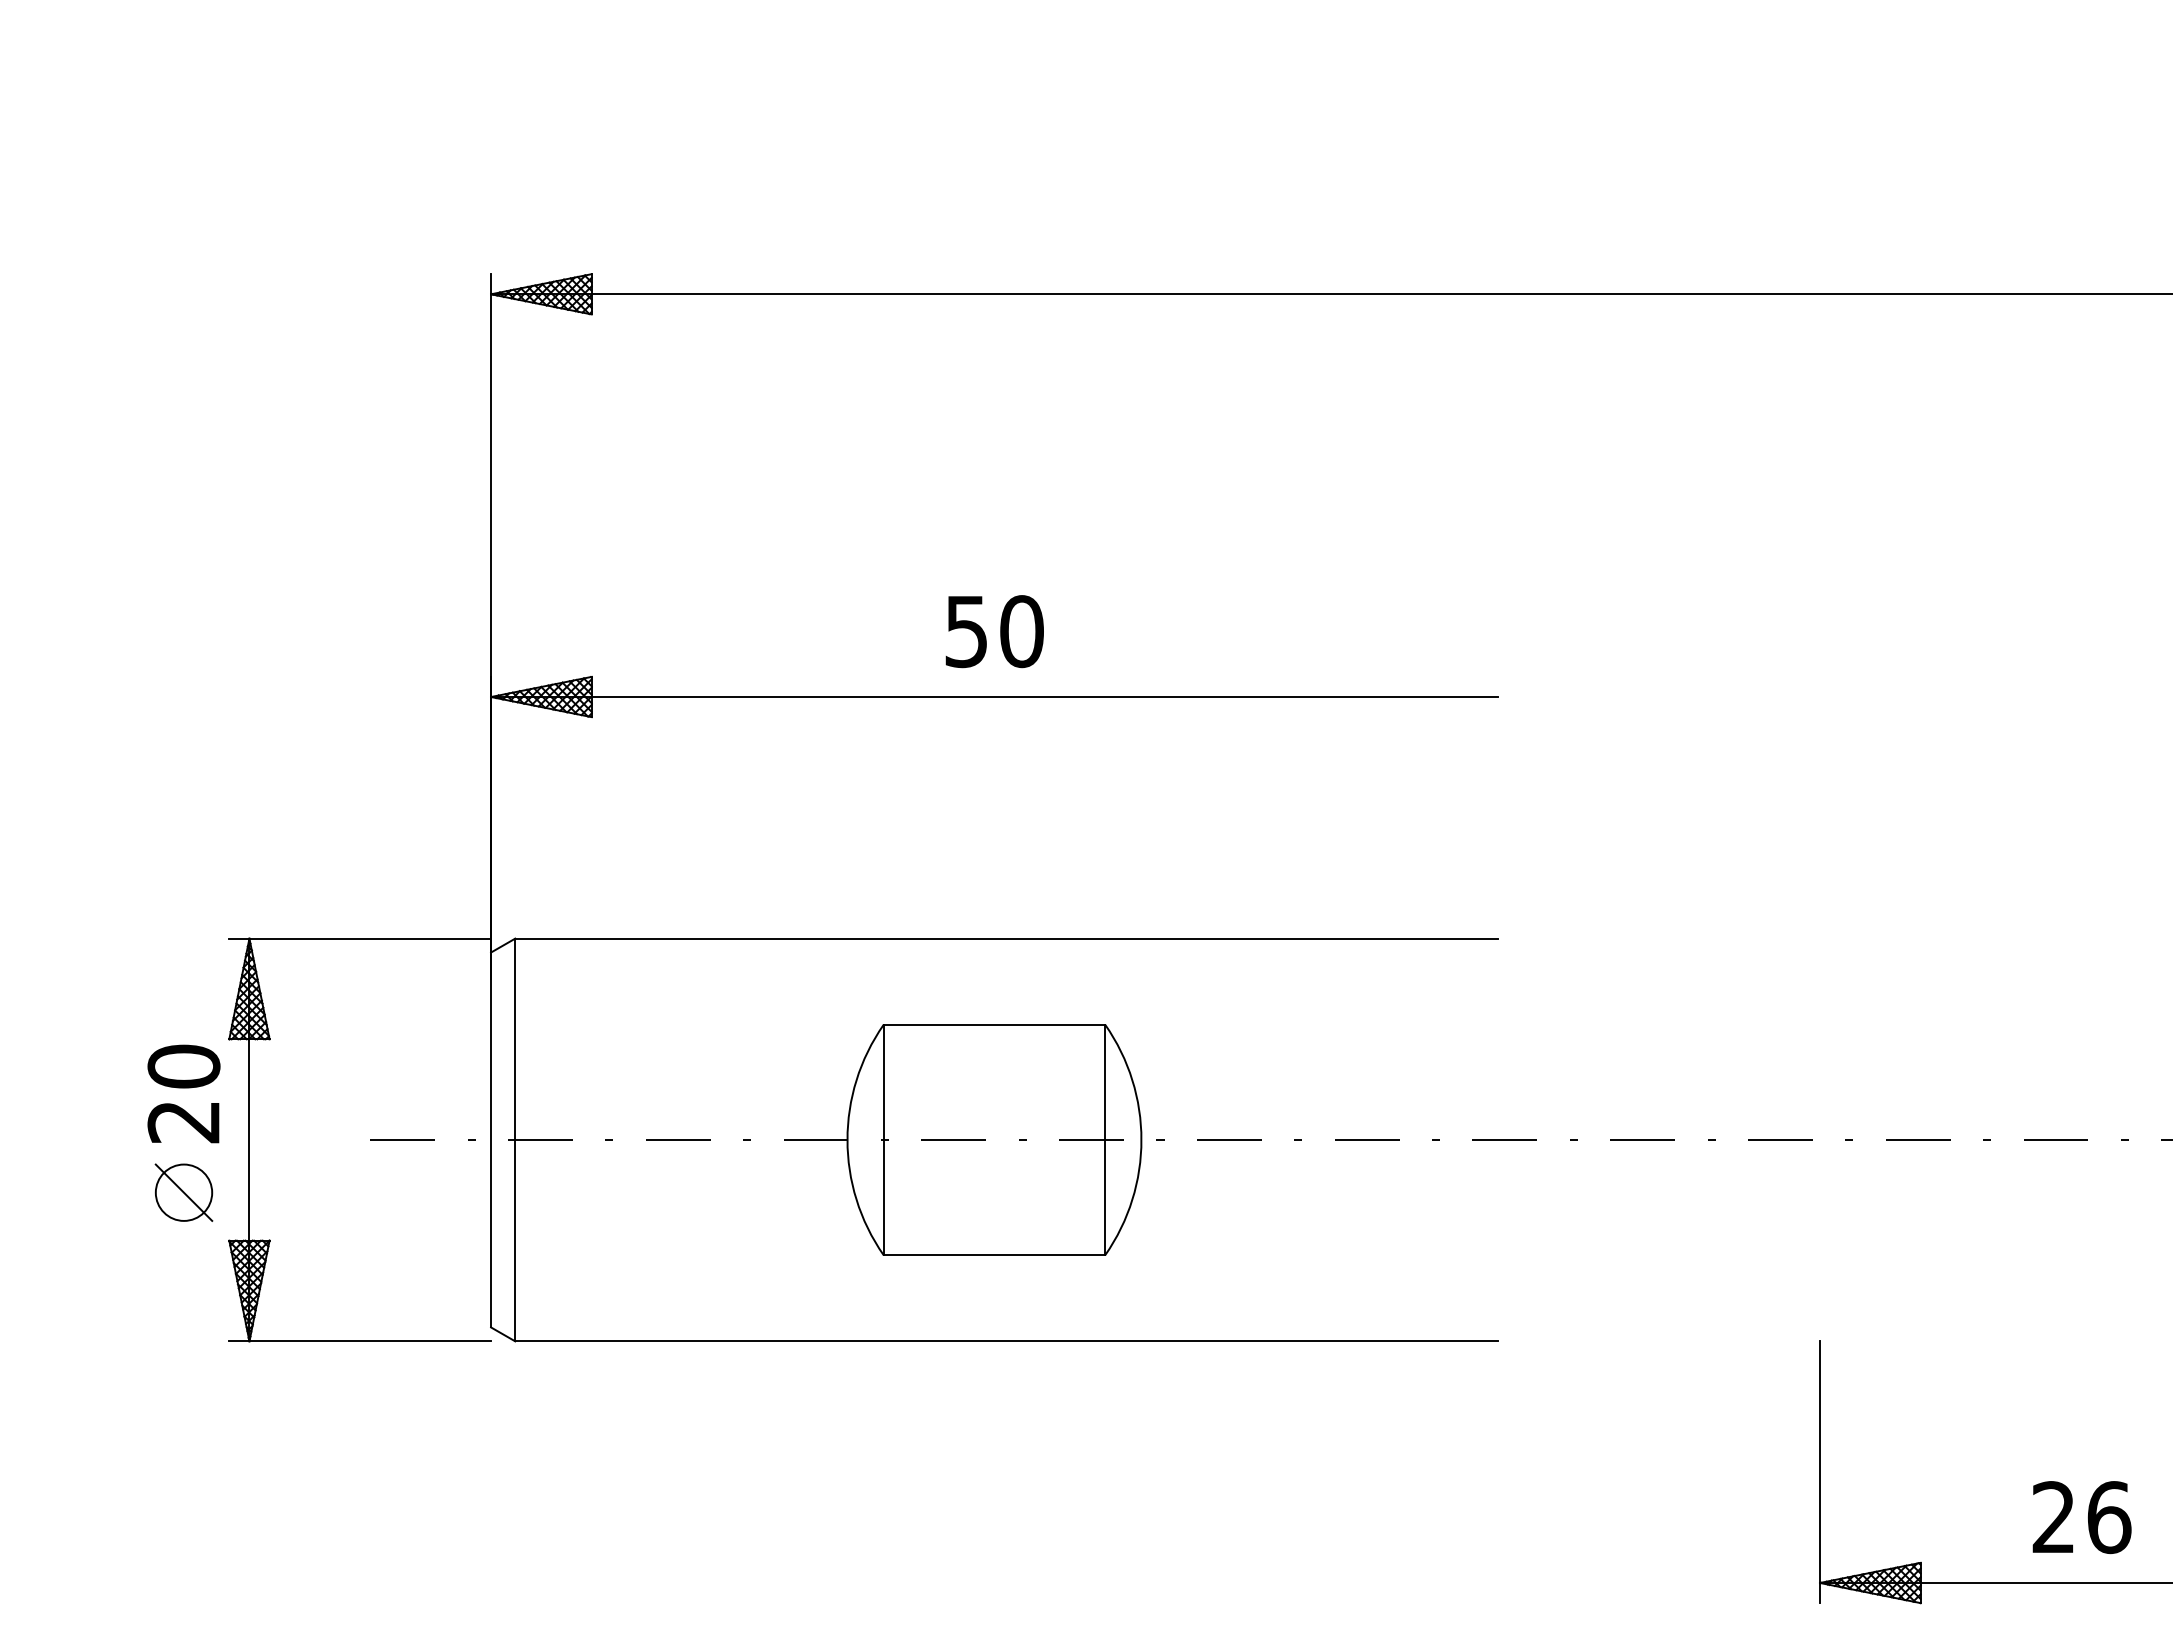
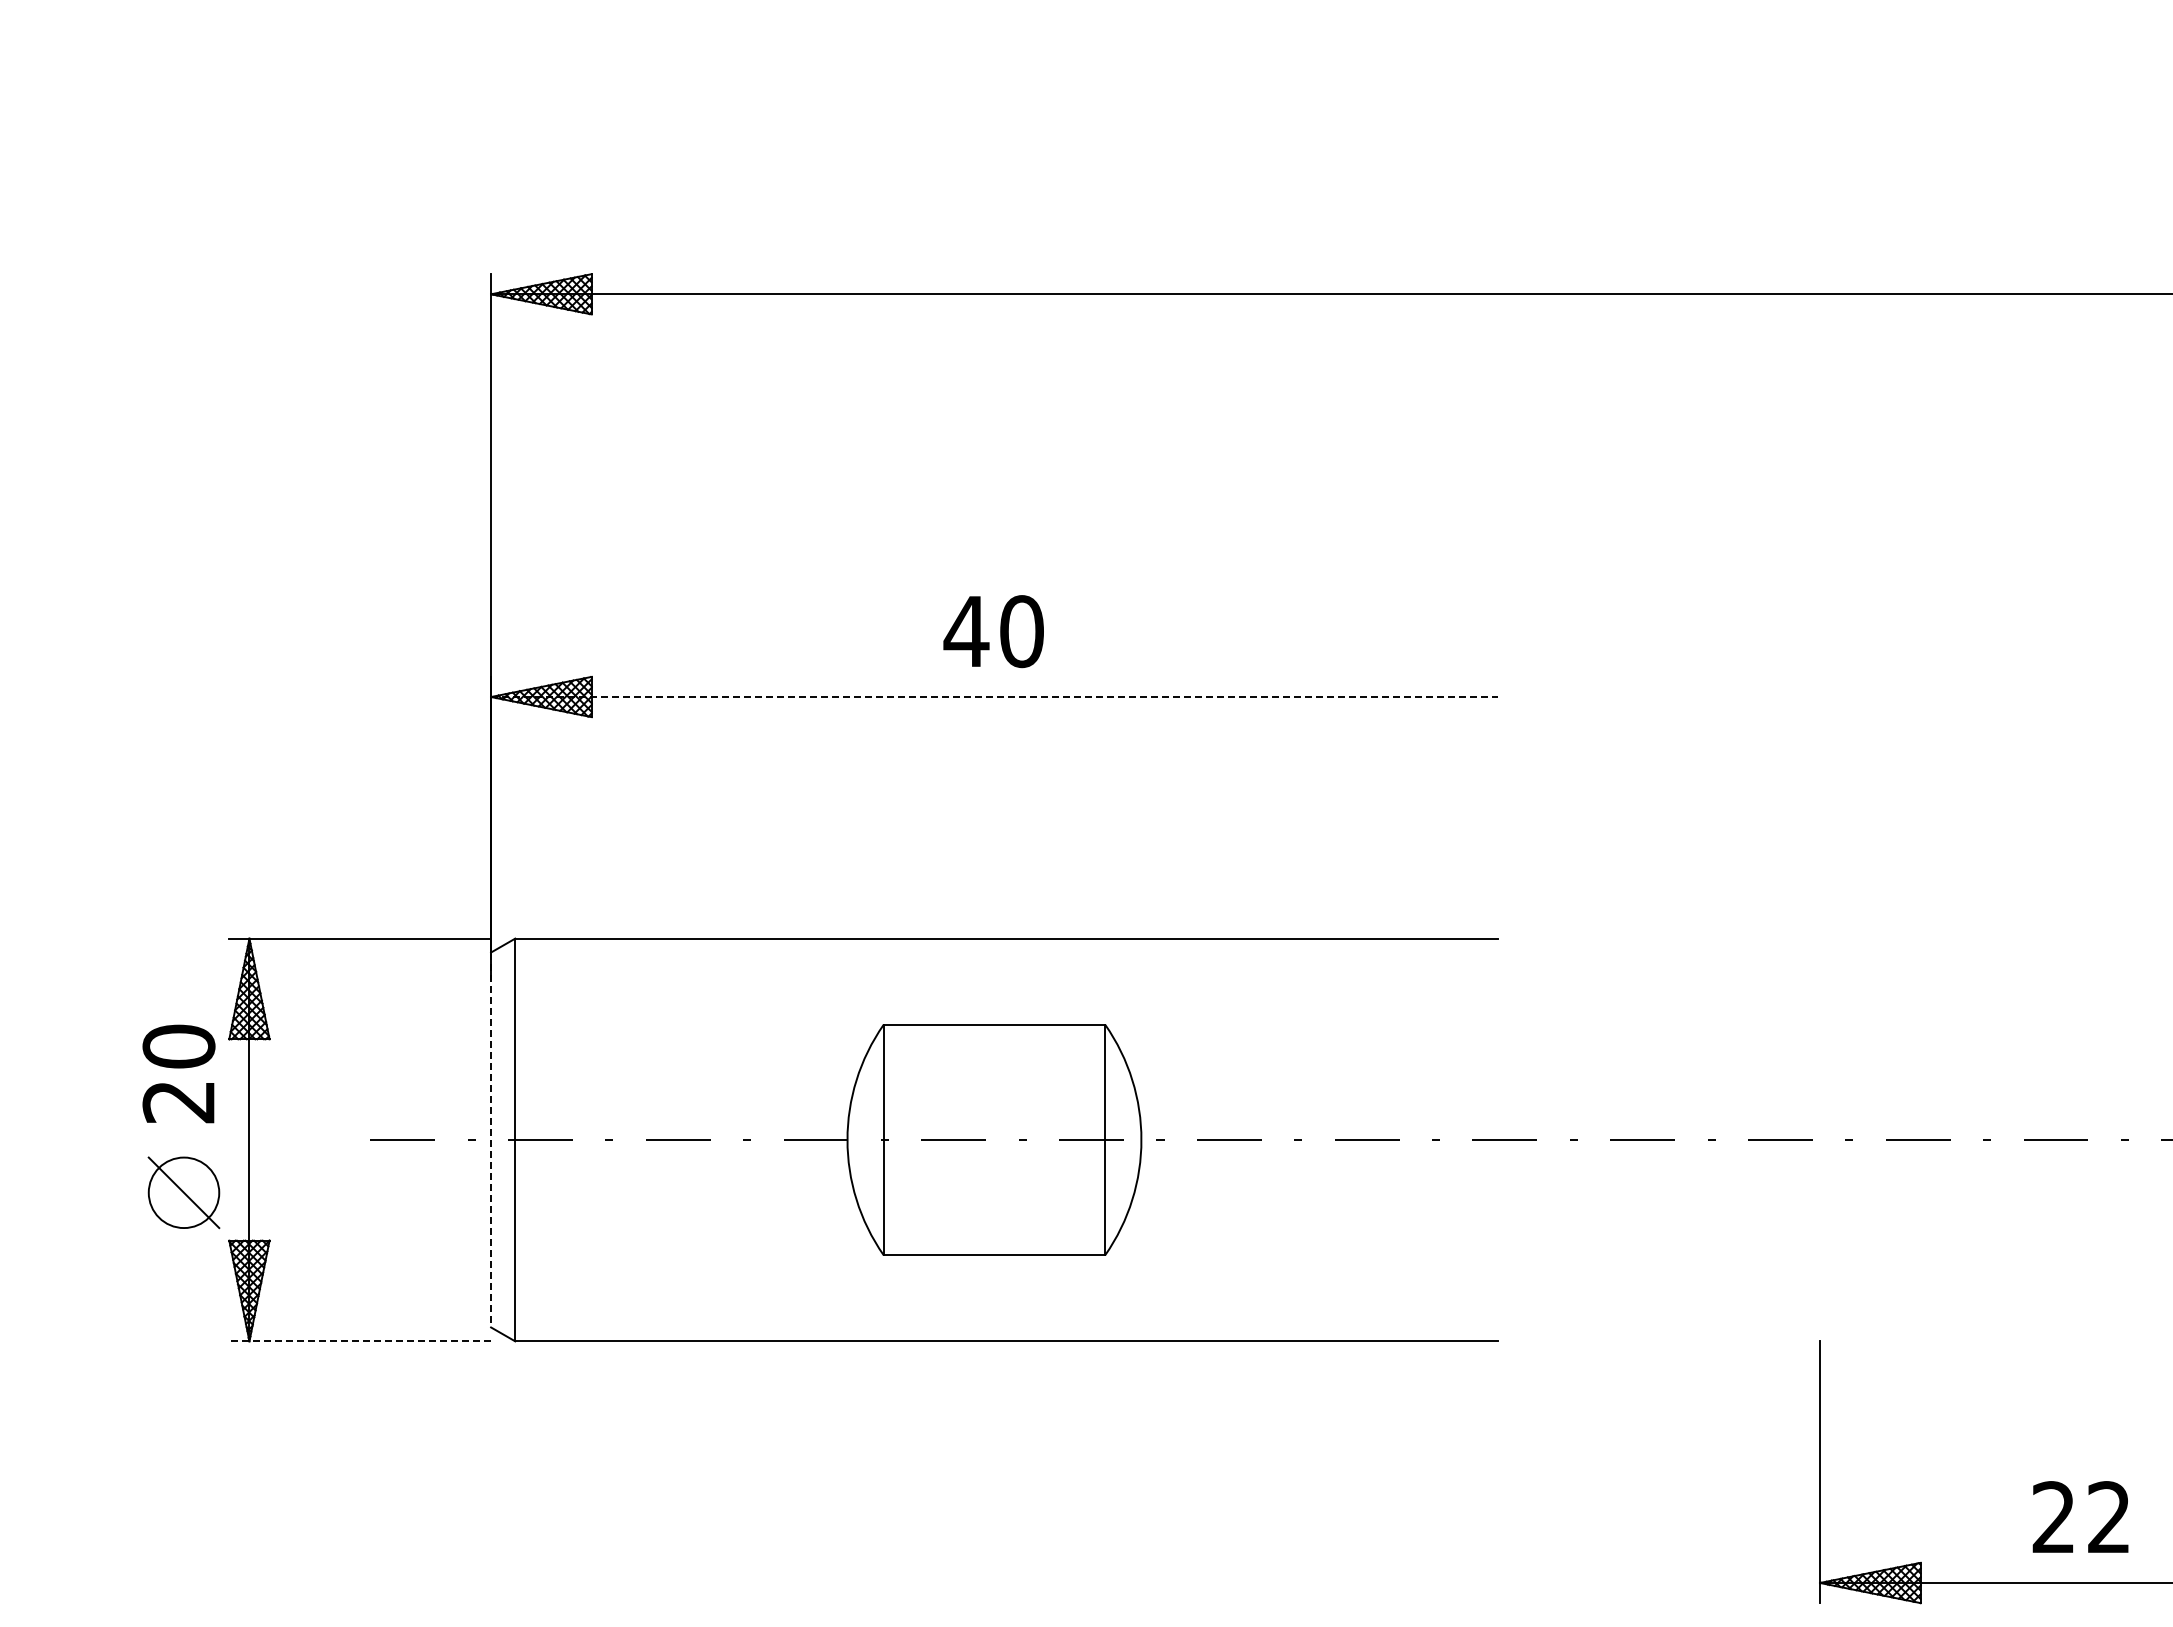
text: 50 -> 40 (966, 632)
line: solid -> dashed (994, 697)
text position: (183, 1093) -> (178, 1073) (178, 1073)
line: solid -> dashed (491, 1140)
part size: 60x59 px -> 74x74 px (183, 1192)
line: solid -> dashed (360, 1341)
text: 26 -> 22 (2109, 1517)
